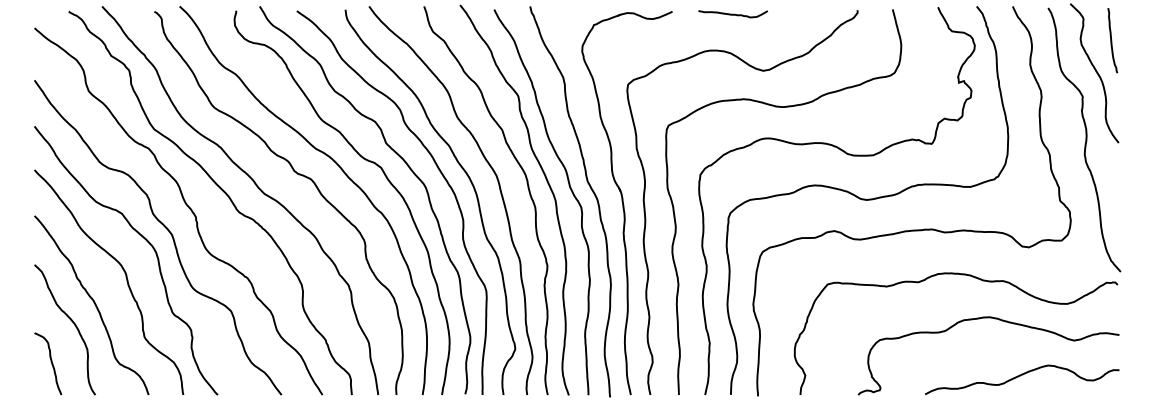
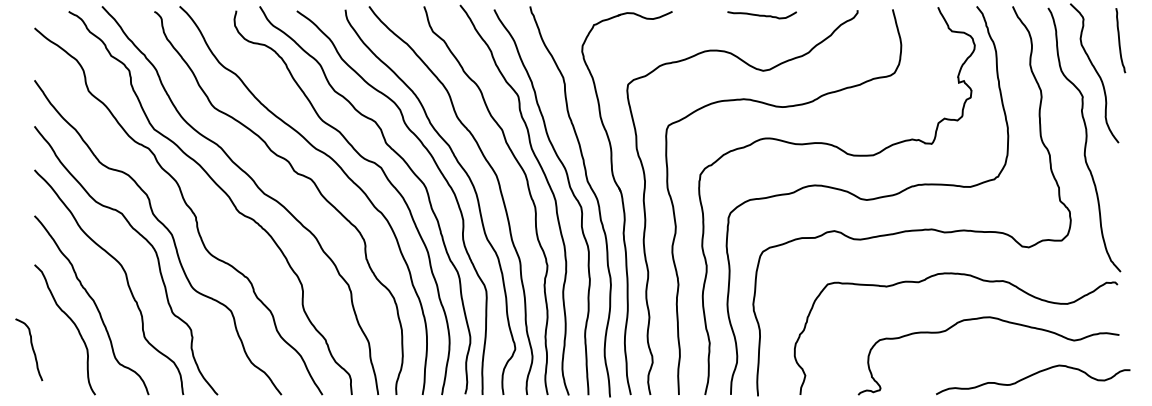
curve position: (732, 14) -> (761, 15) (761, 15)
curve position: (1112, 40) -> (1120, 40) (1120, 40)
curve position: (50, 361) -> (31, 347) (31, 347)
curve position: (1020, 376) -> (1031, 376) (1031, 376)
